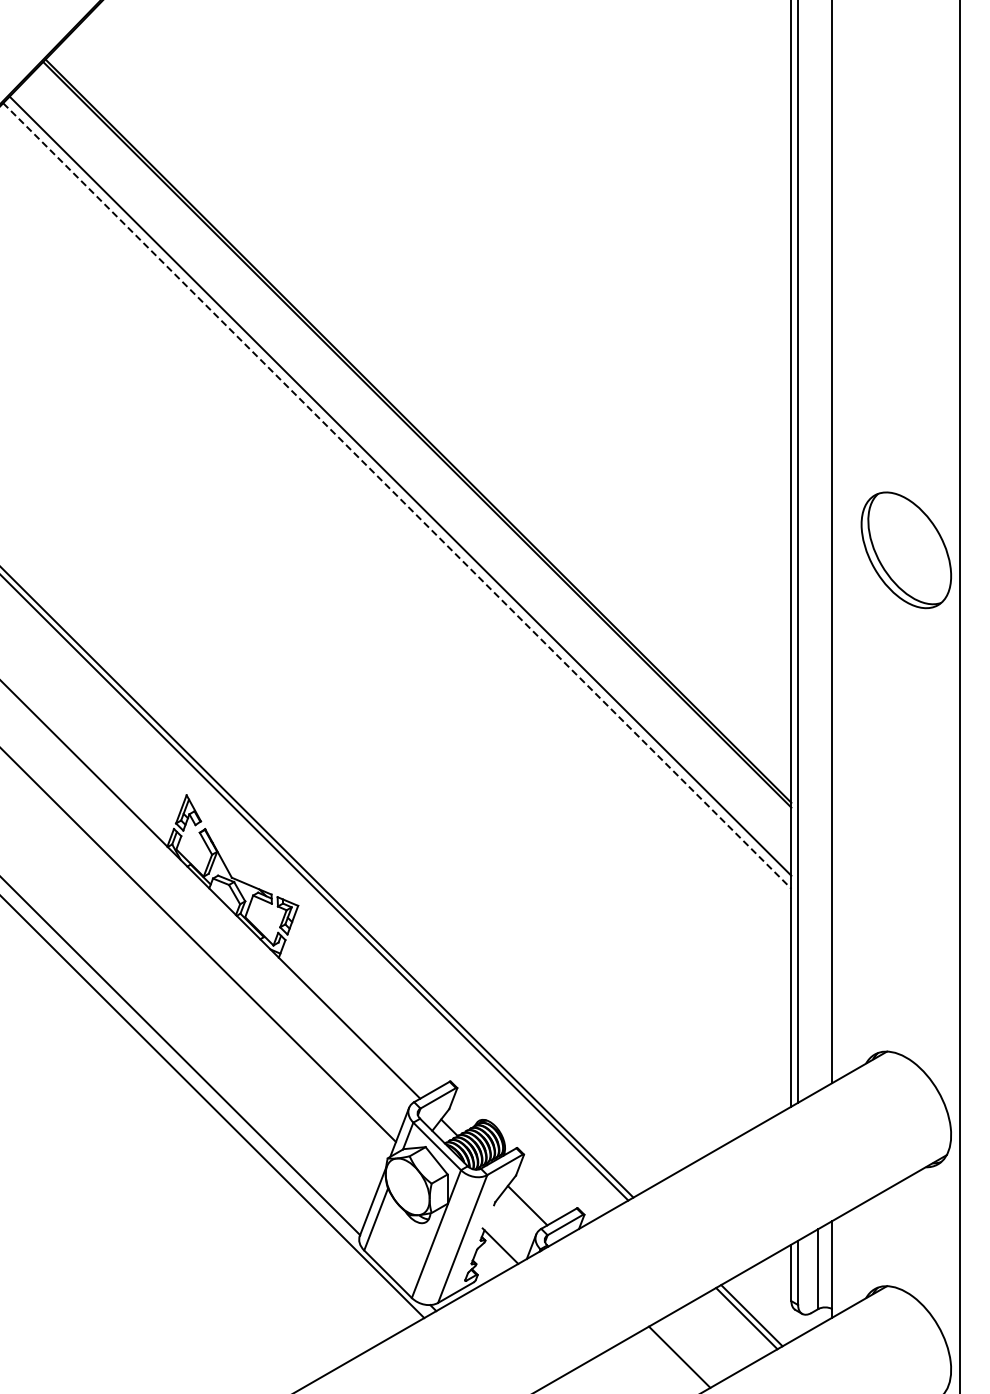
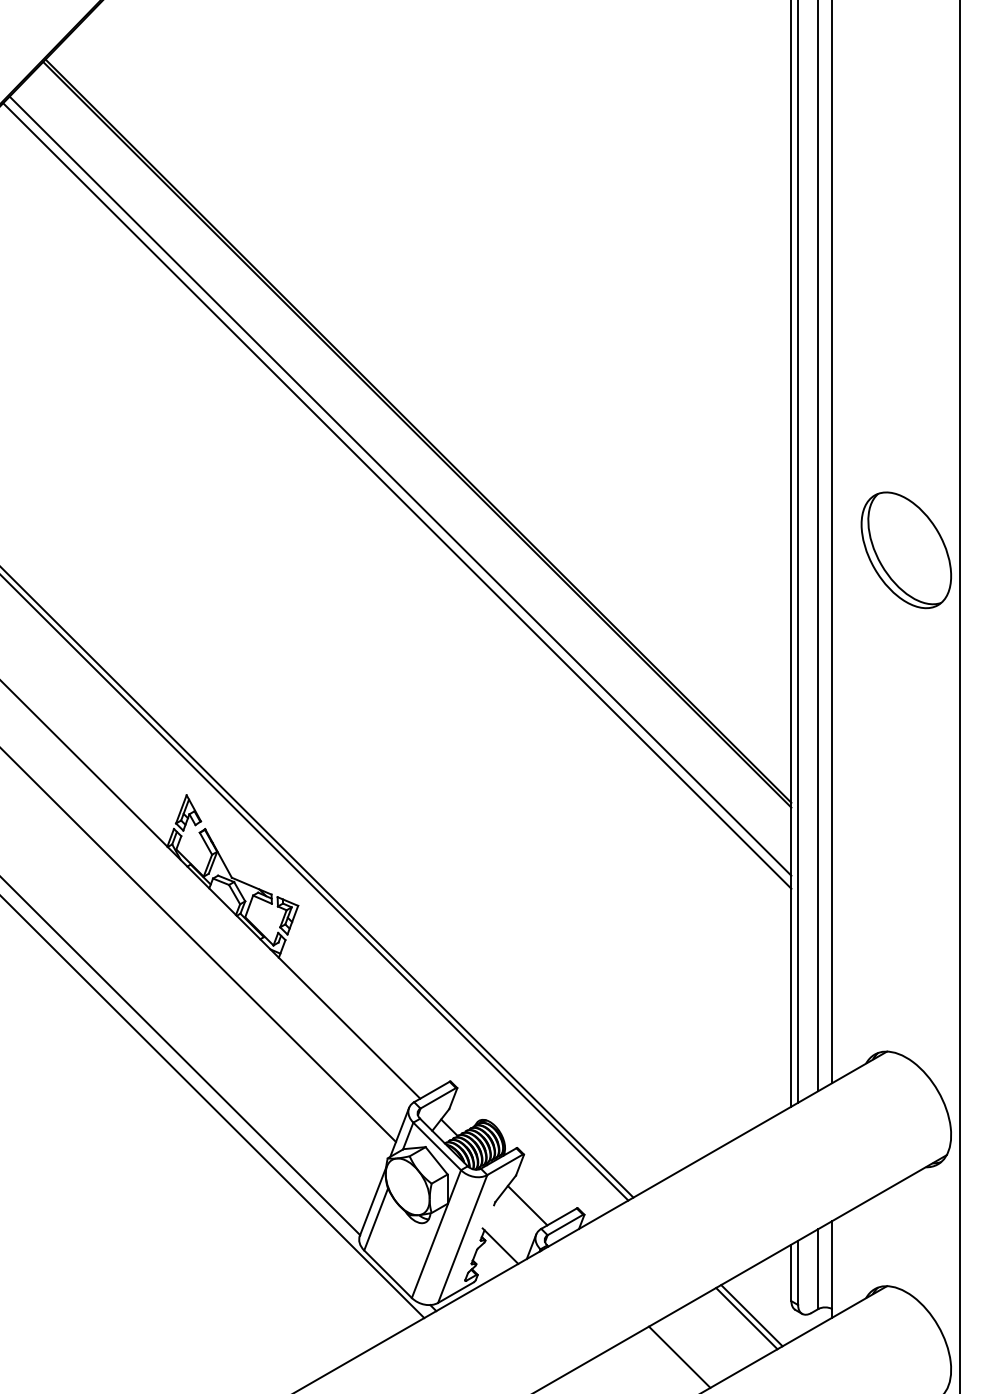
line: dashed -> solid (397, 496)
line: none -> present (818, 546)
